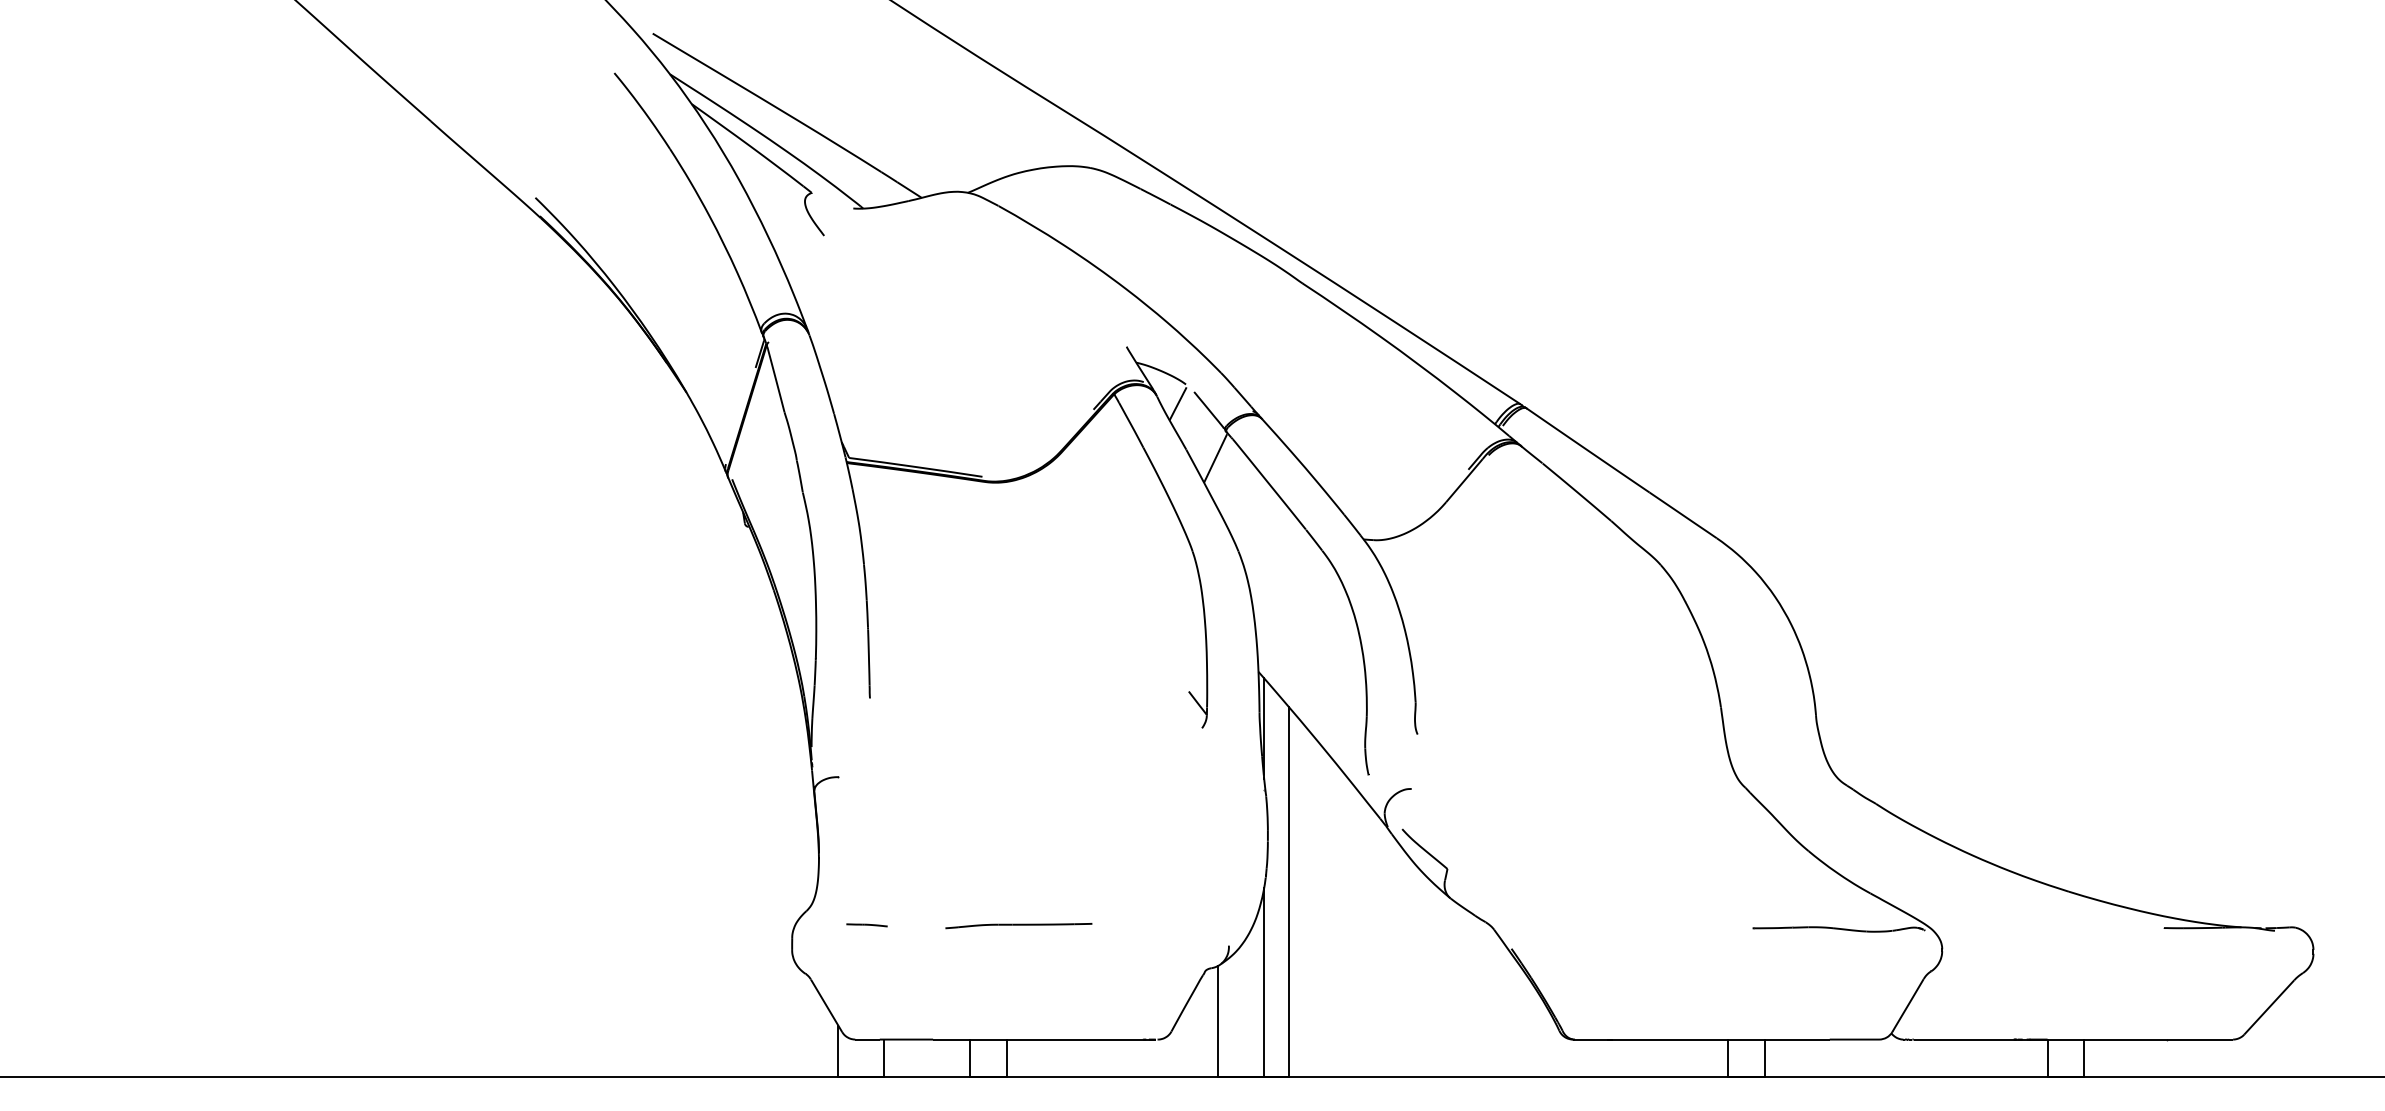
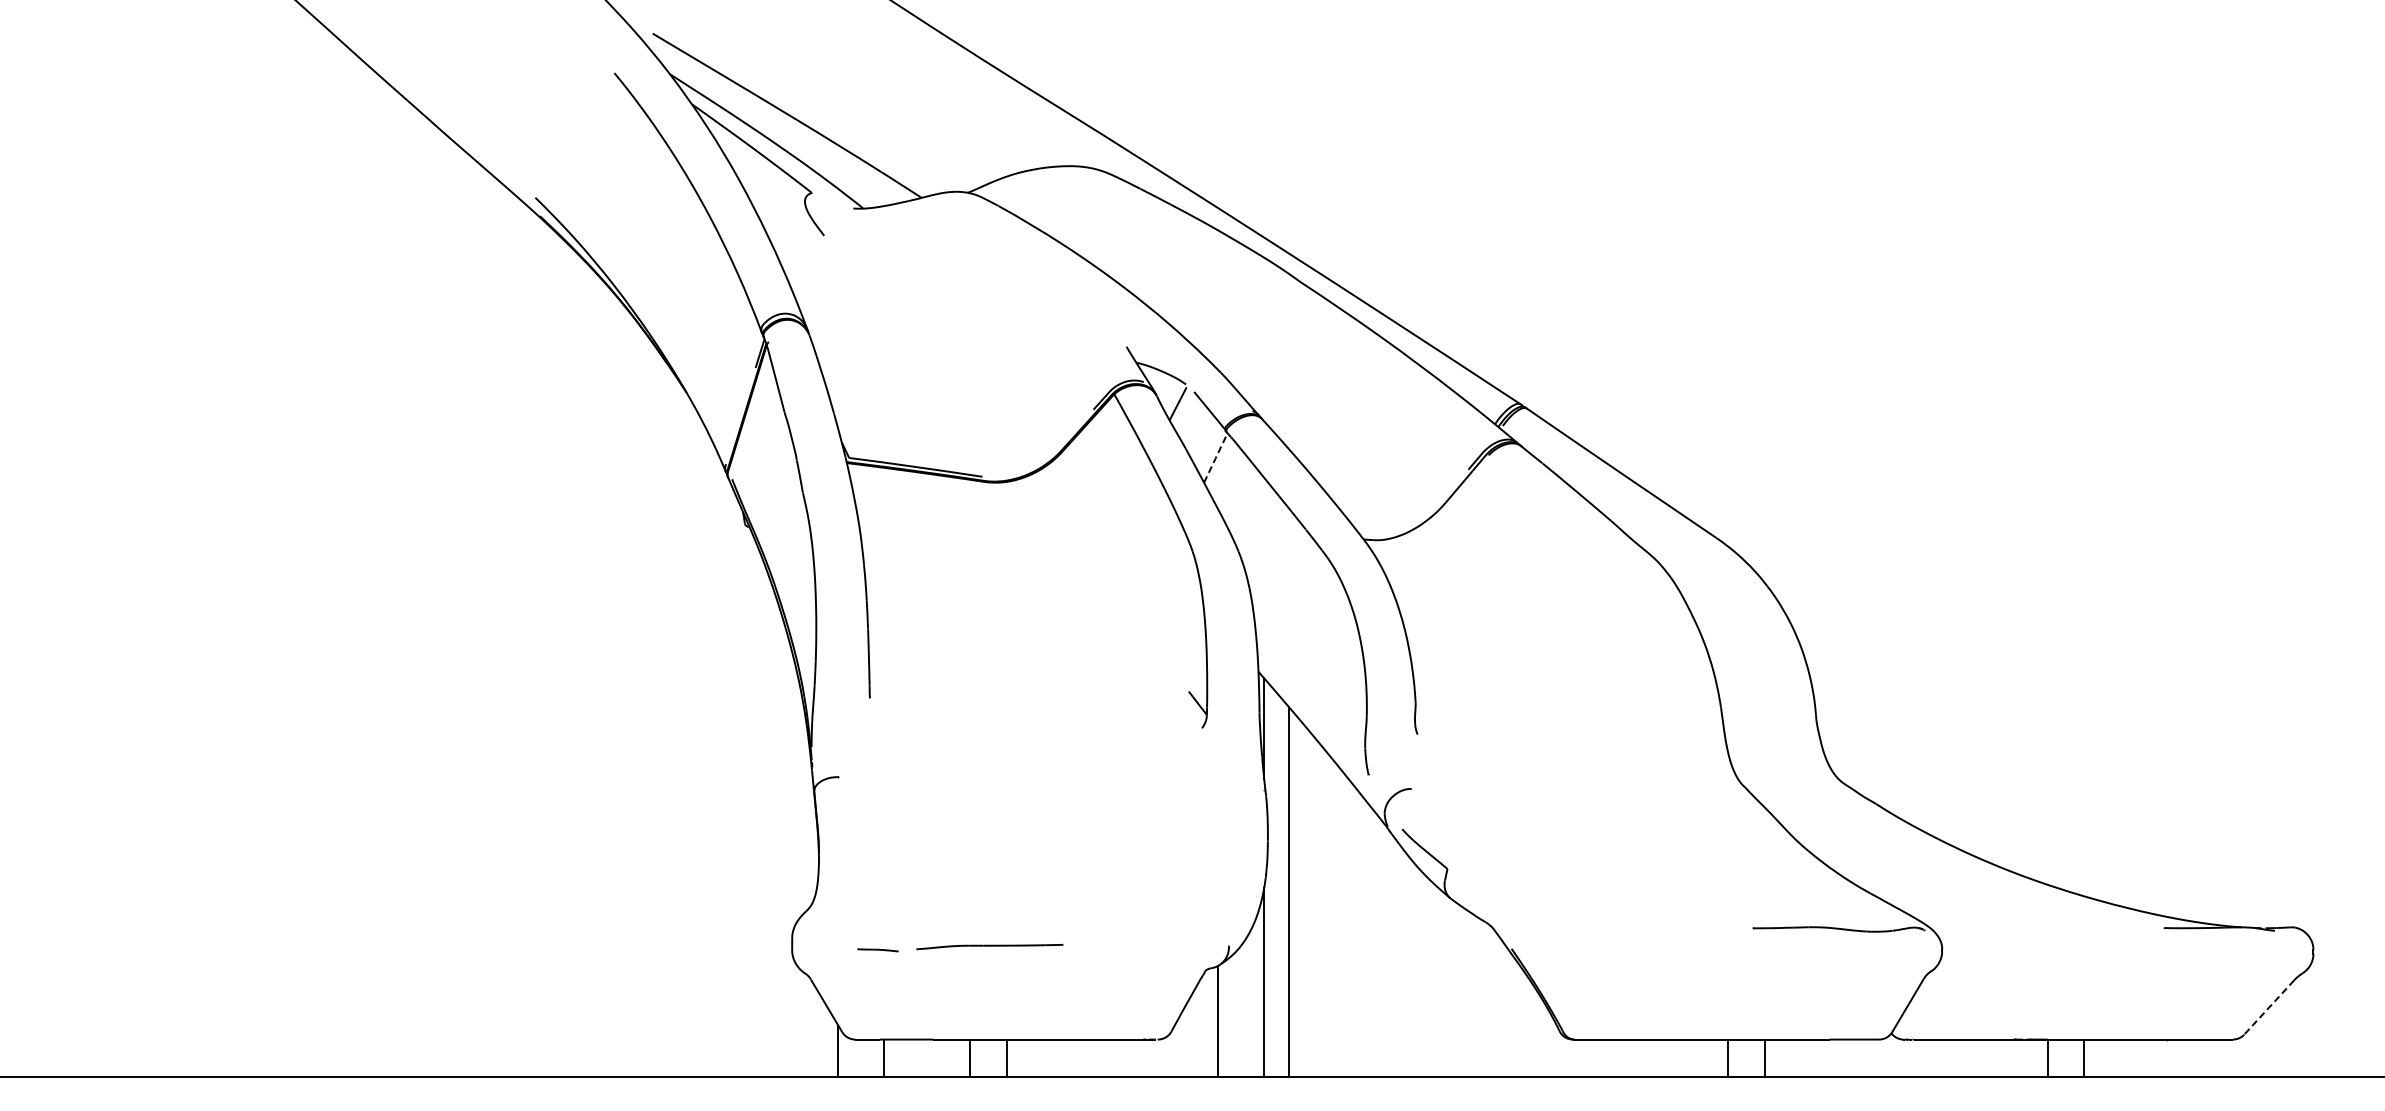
line: solid -> dashed (1215, 458)
line position: (866, 925) -> (877, 950) (877, 950)
part position: (1018, 926) -> (989, 947) (989, 947)
line: solid -> dashed (2269, 1007)
